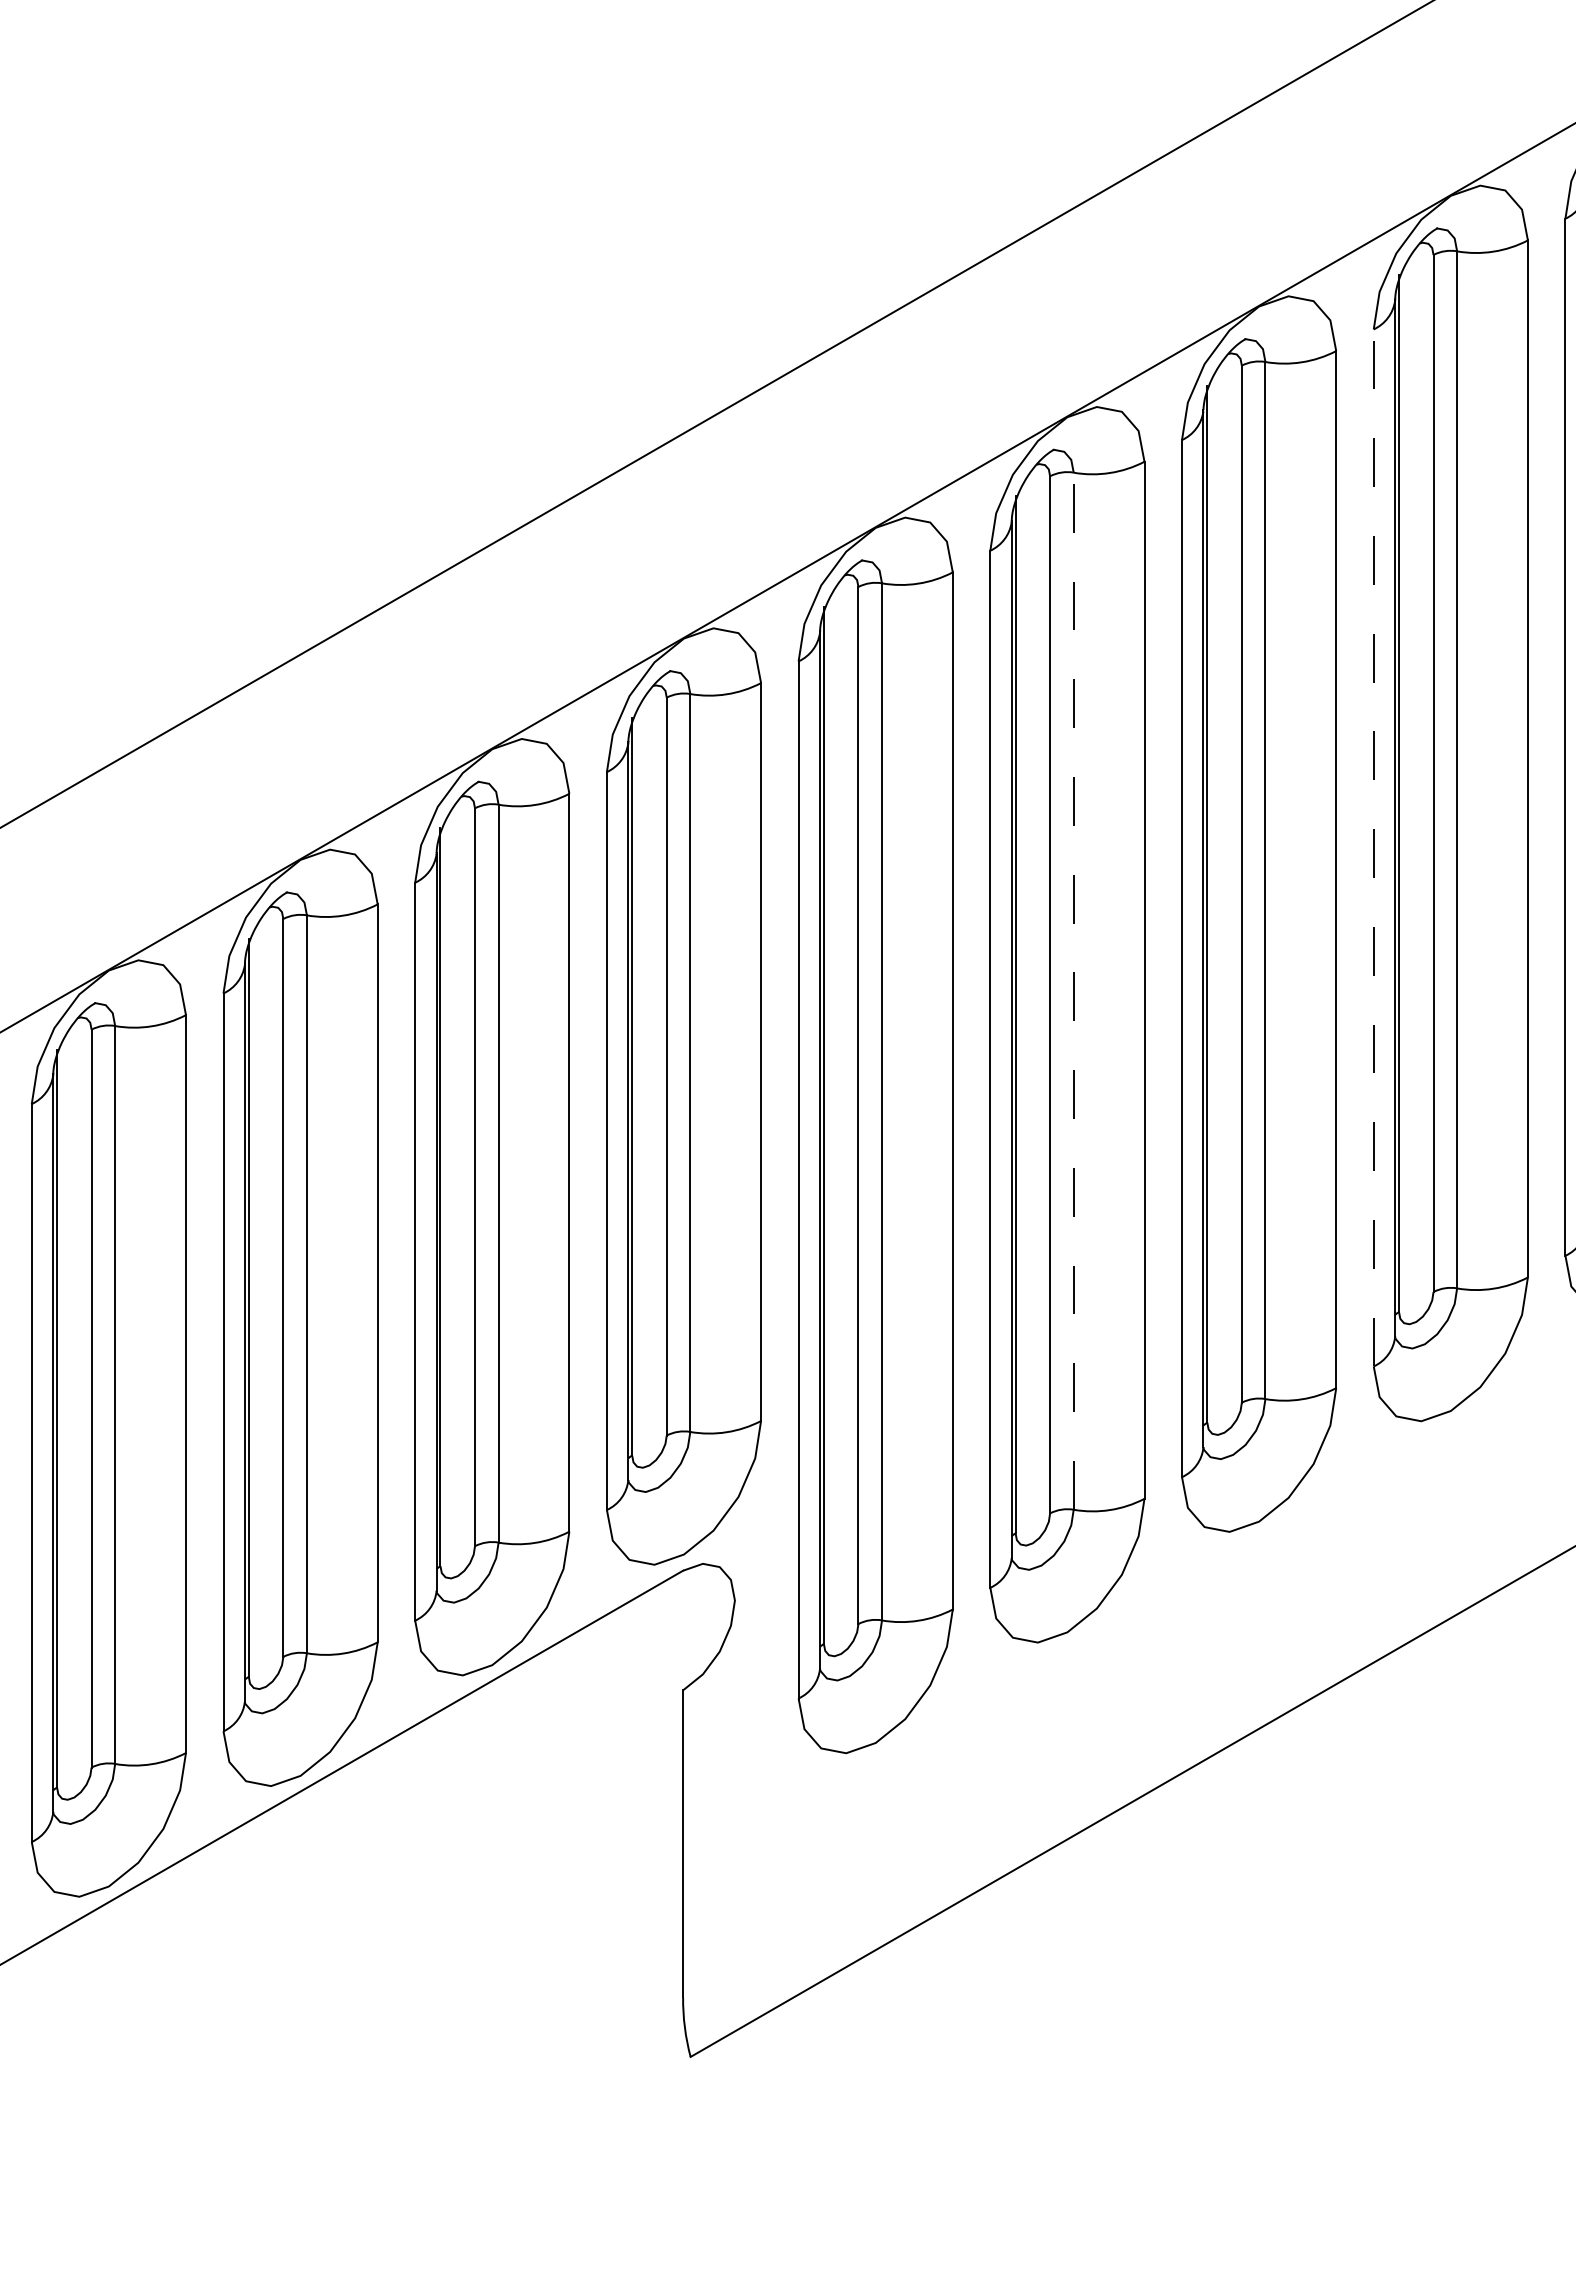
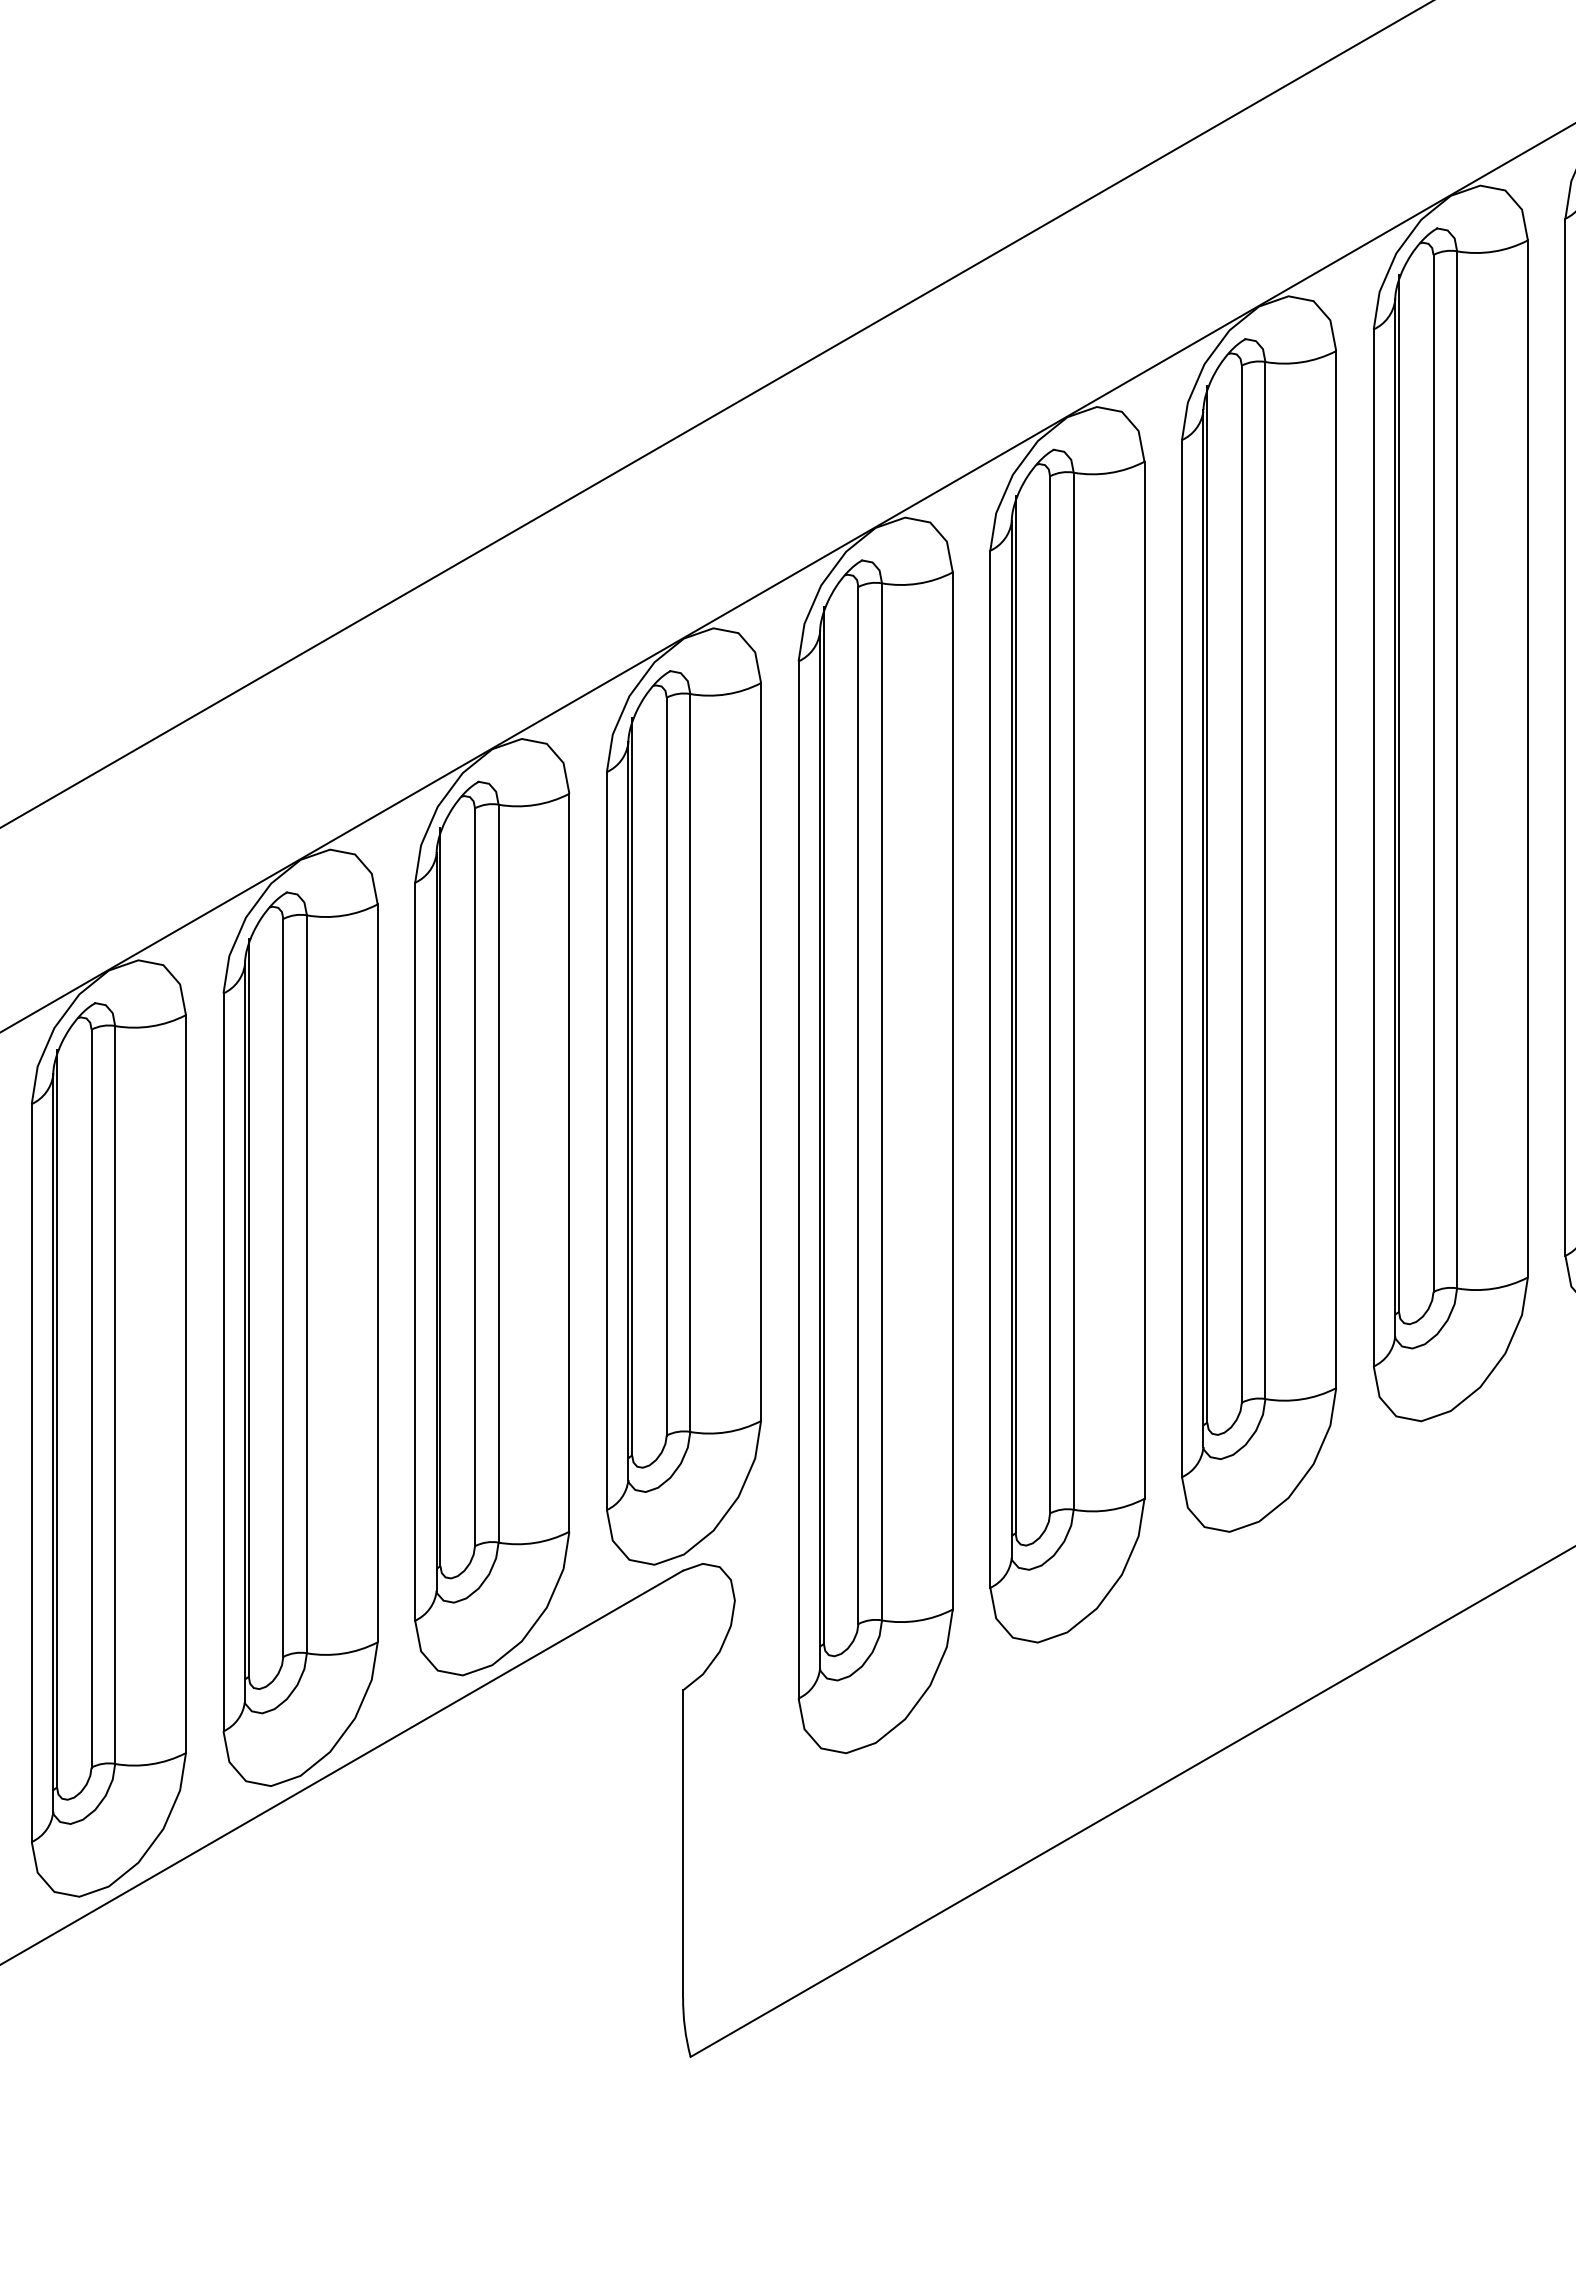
line: dashed -> solid (1373, 847)
line: dashed -> solid (1073, 991)
